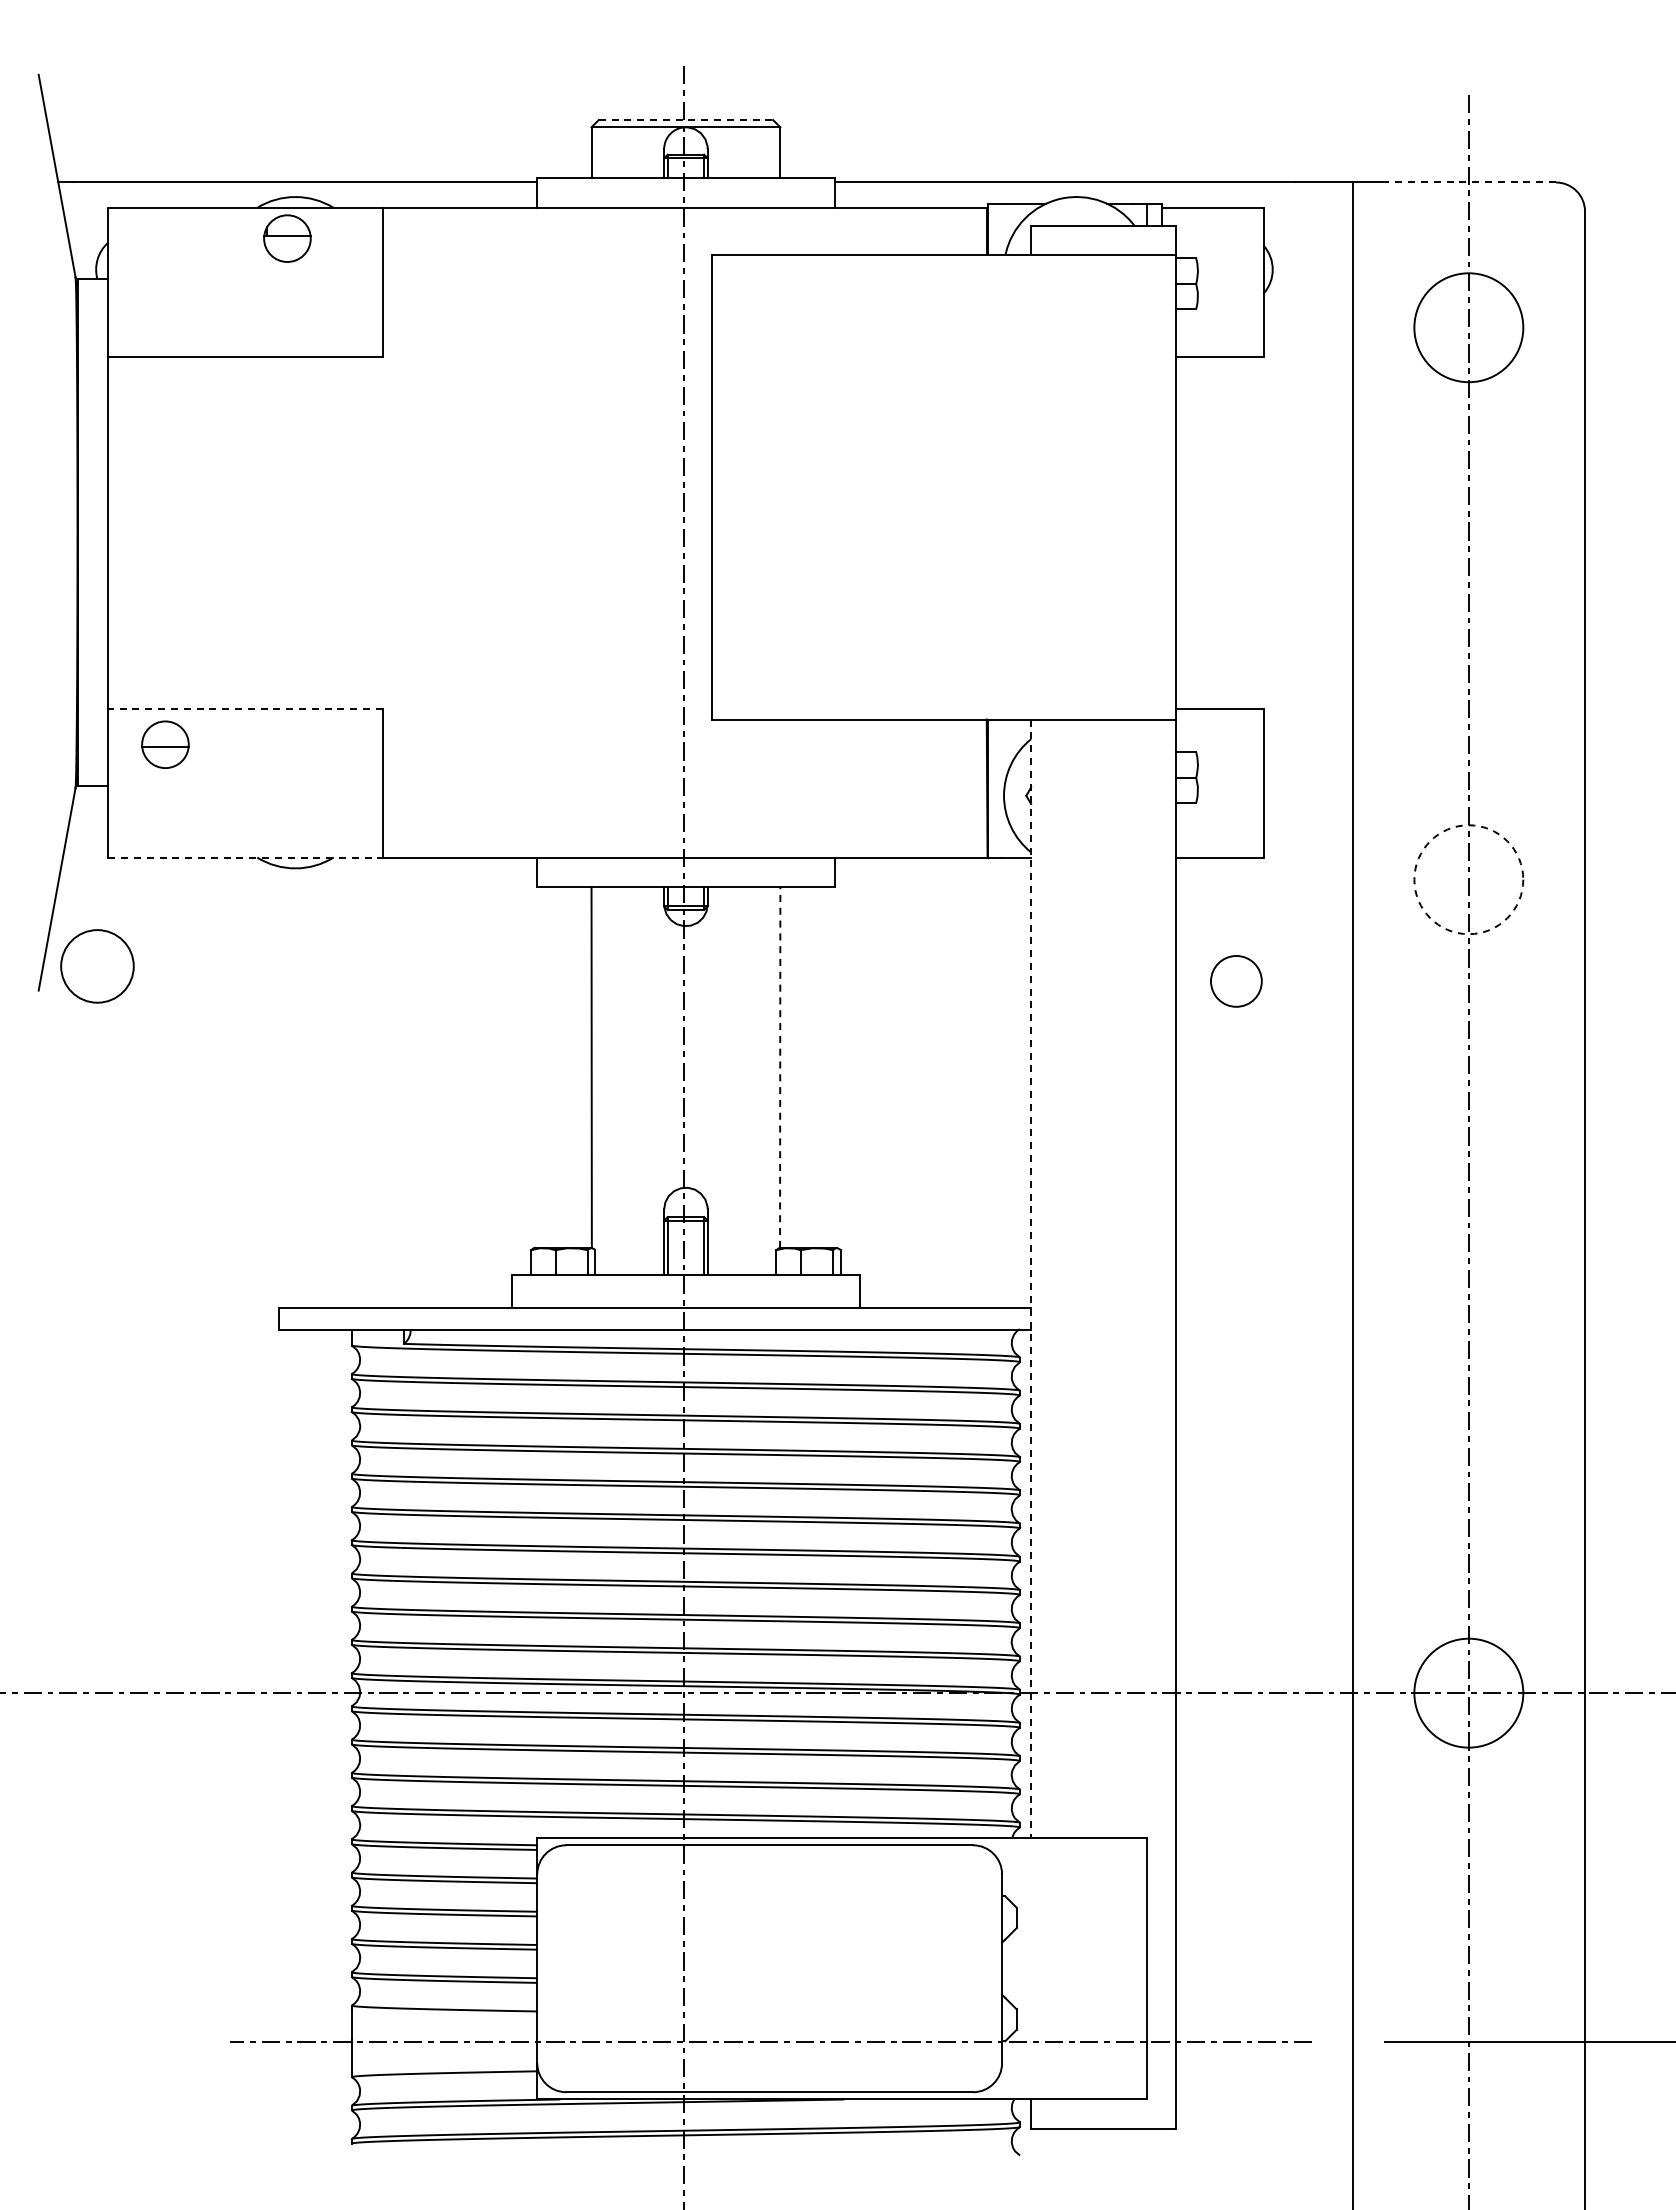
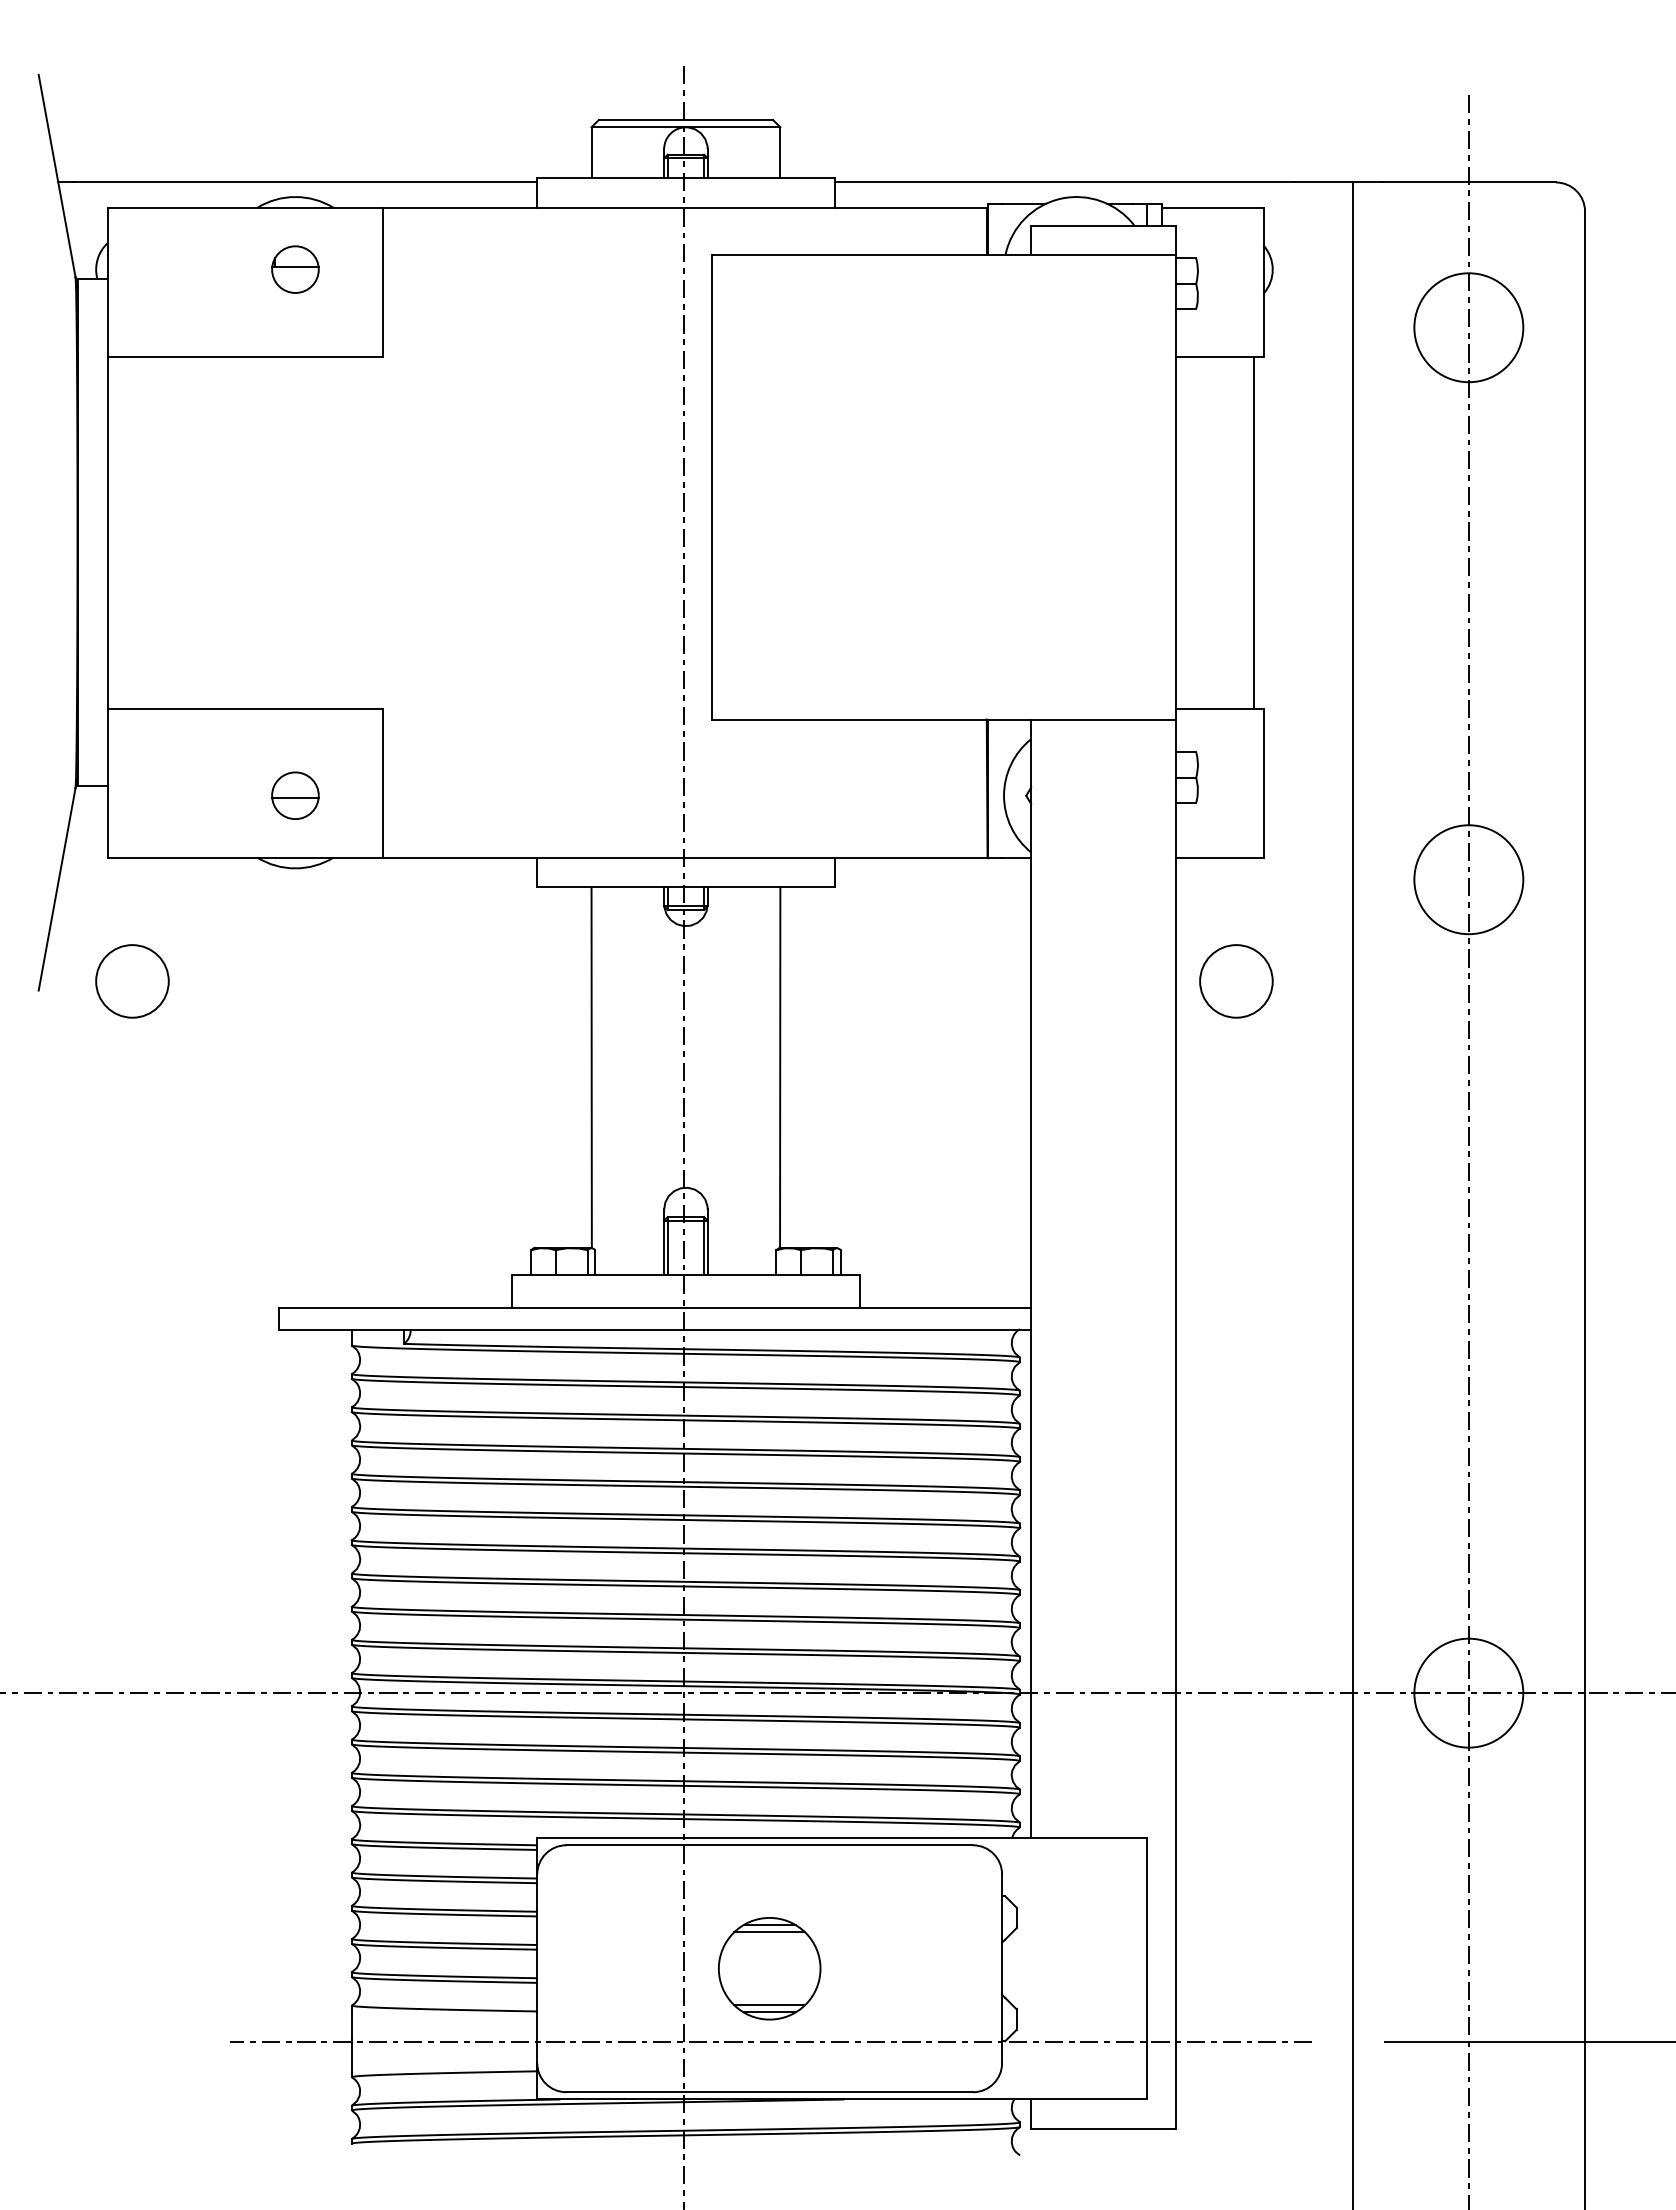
line: dashed -> solid (686, 120)
line: dashed -> solid (1468, 182)
part position: (287, 238) -> (295, 269) (295, 269)
line: none -> present (1254, 532)
line: dashed -> solid (245, 708)
part position: (165, 744) -> (295, 795) (295, 795)
line: dashed -> solid (246, 857)
circle: dashed -> solid (1468, 879)
circle position: (97, 966) -> (132, 981) (132, 981)
circle diameter: 51 px -> 73 px (1236, 981)
line: dashed -> solid (780, 1067)
line: dashed -> solid (1031, 1279)
part: none -> present (769, 1968)
